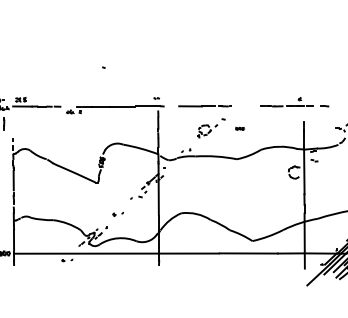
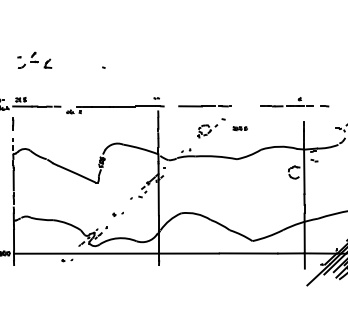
part: none -> present (34, 59)
line position: (4, 123) -> (13, 123) (13, 123)
part size: 11x5 px -> 16x6 px (239, 128)
